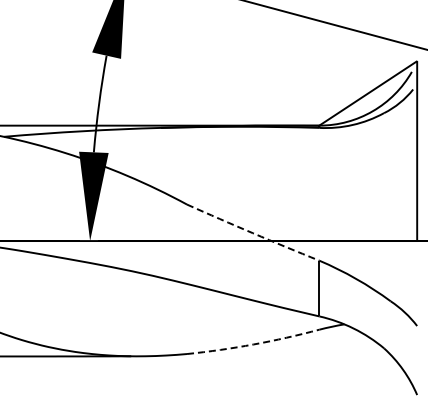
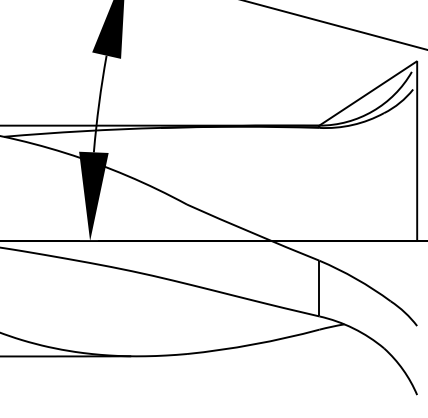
arc: dashed -> solid (252, 233)
arc: dashed -> solid (253, 344)
